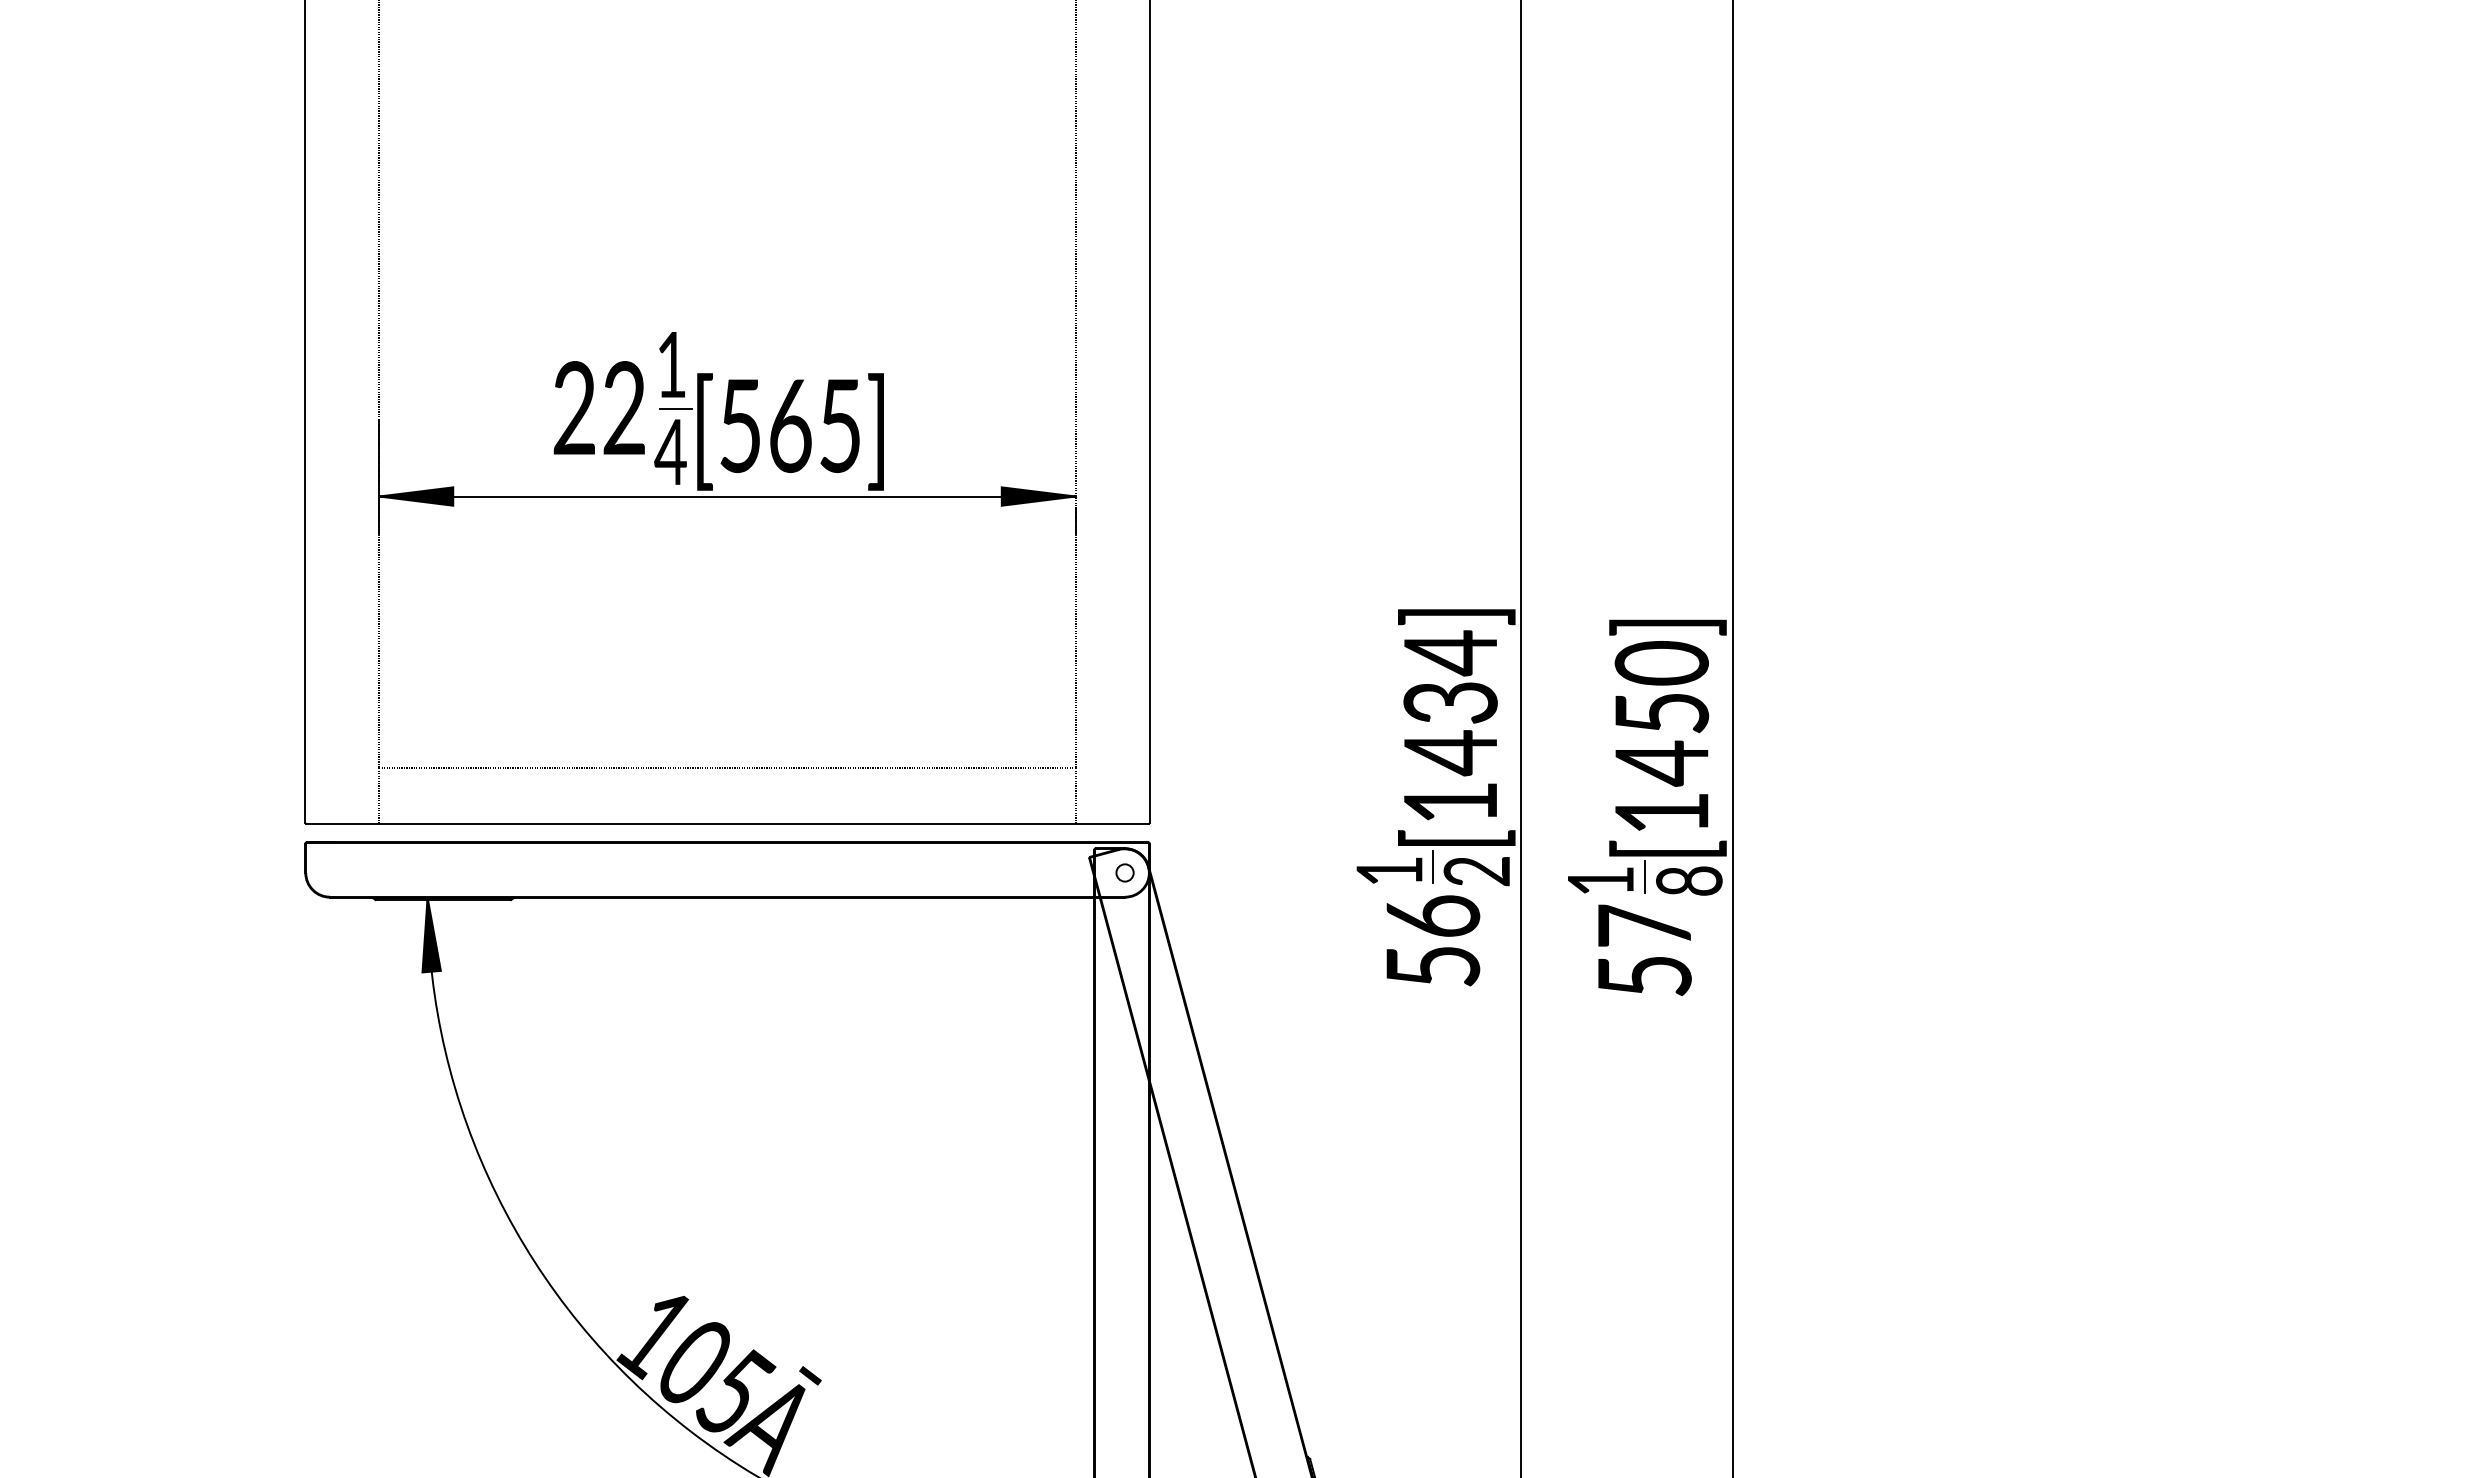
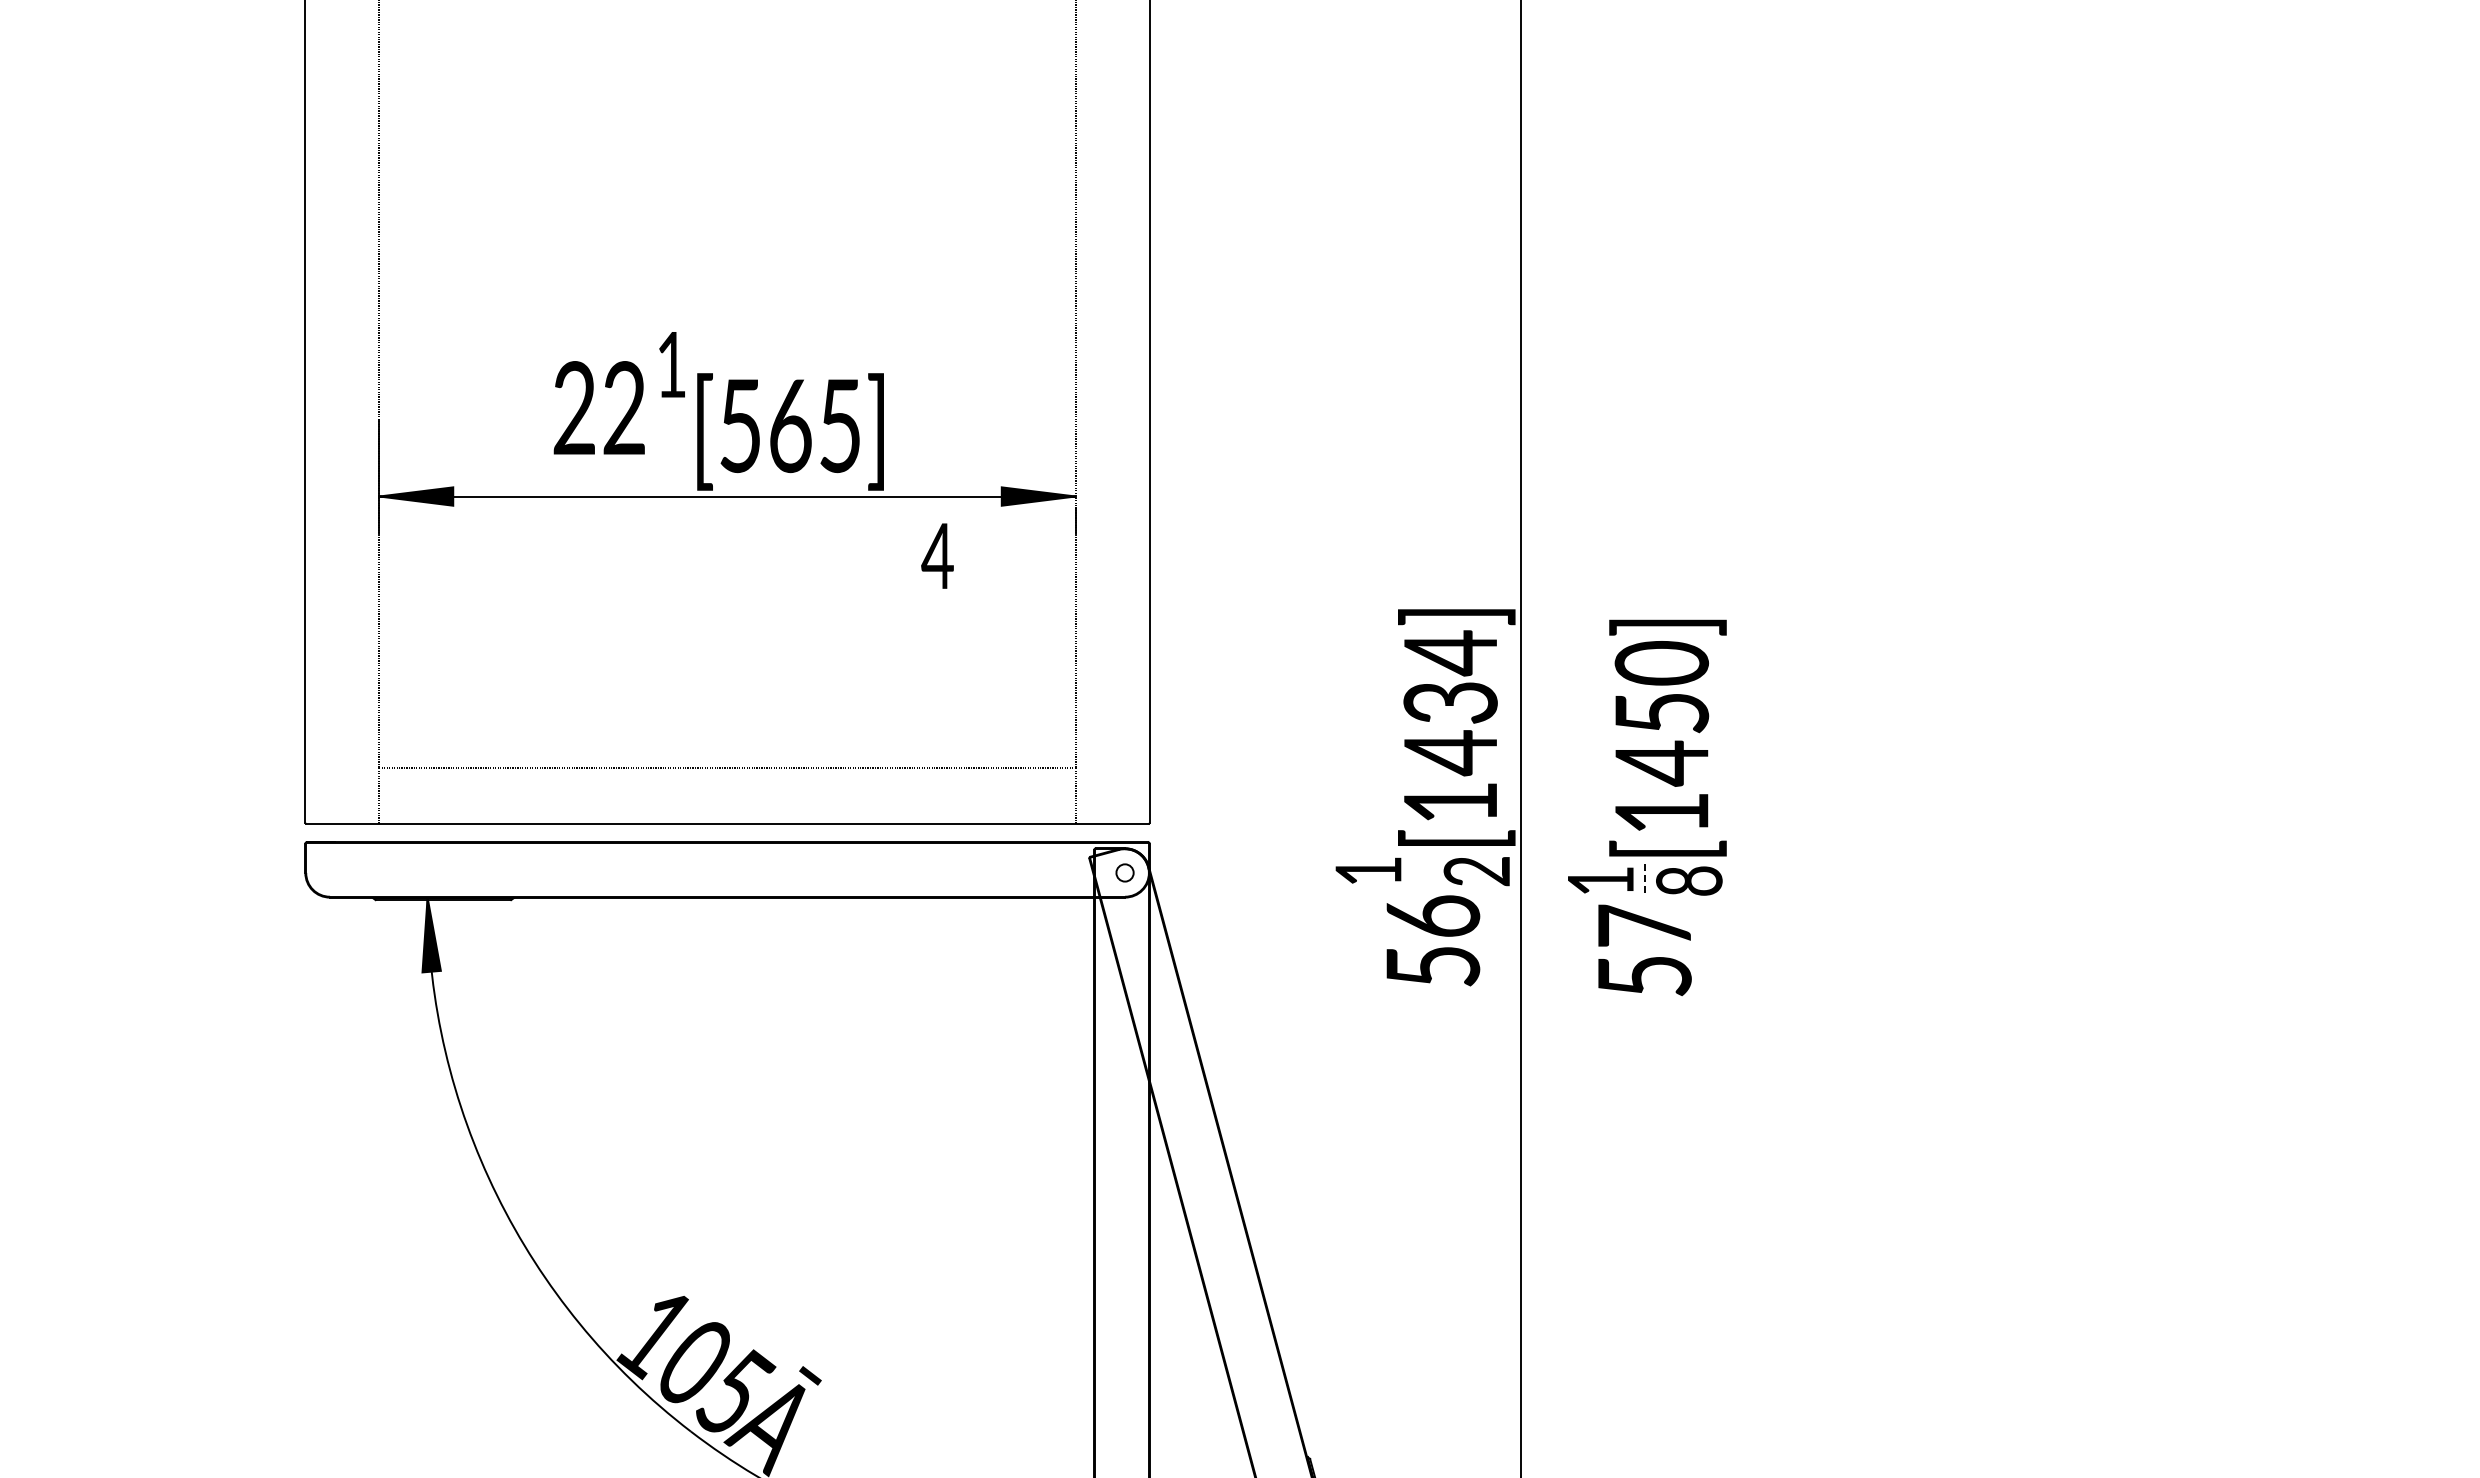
line: present -> none (675, 408)
text position: (670, 451) -> (937, 555) (937, 555)
line: present -> none (1733, 738)
line: present -> none (1433, 866)
text position: (1389, 870) -> (1368, 870) (1368, 870)
line: solid -> dashed (1644, 876)
